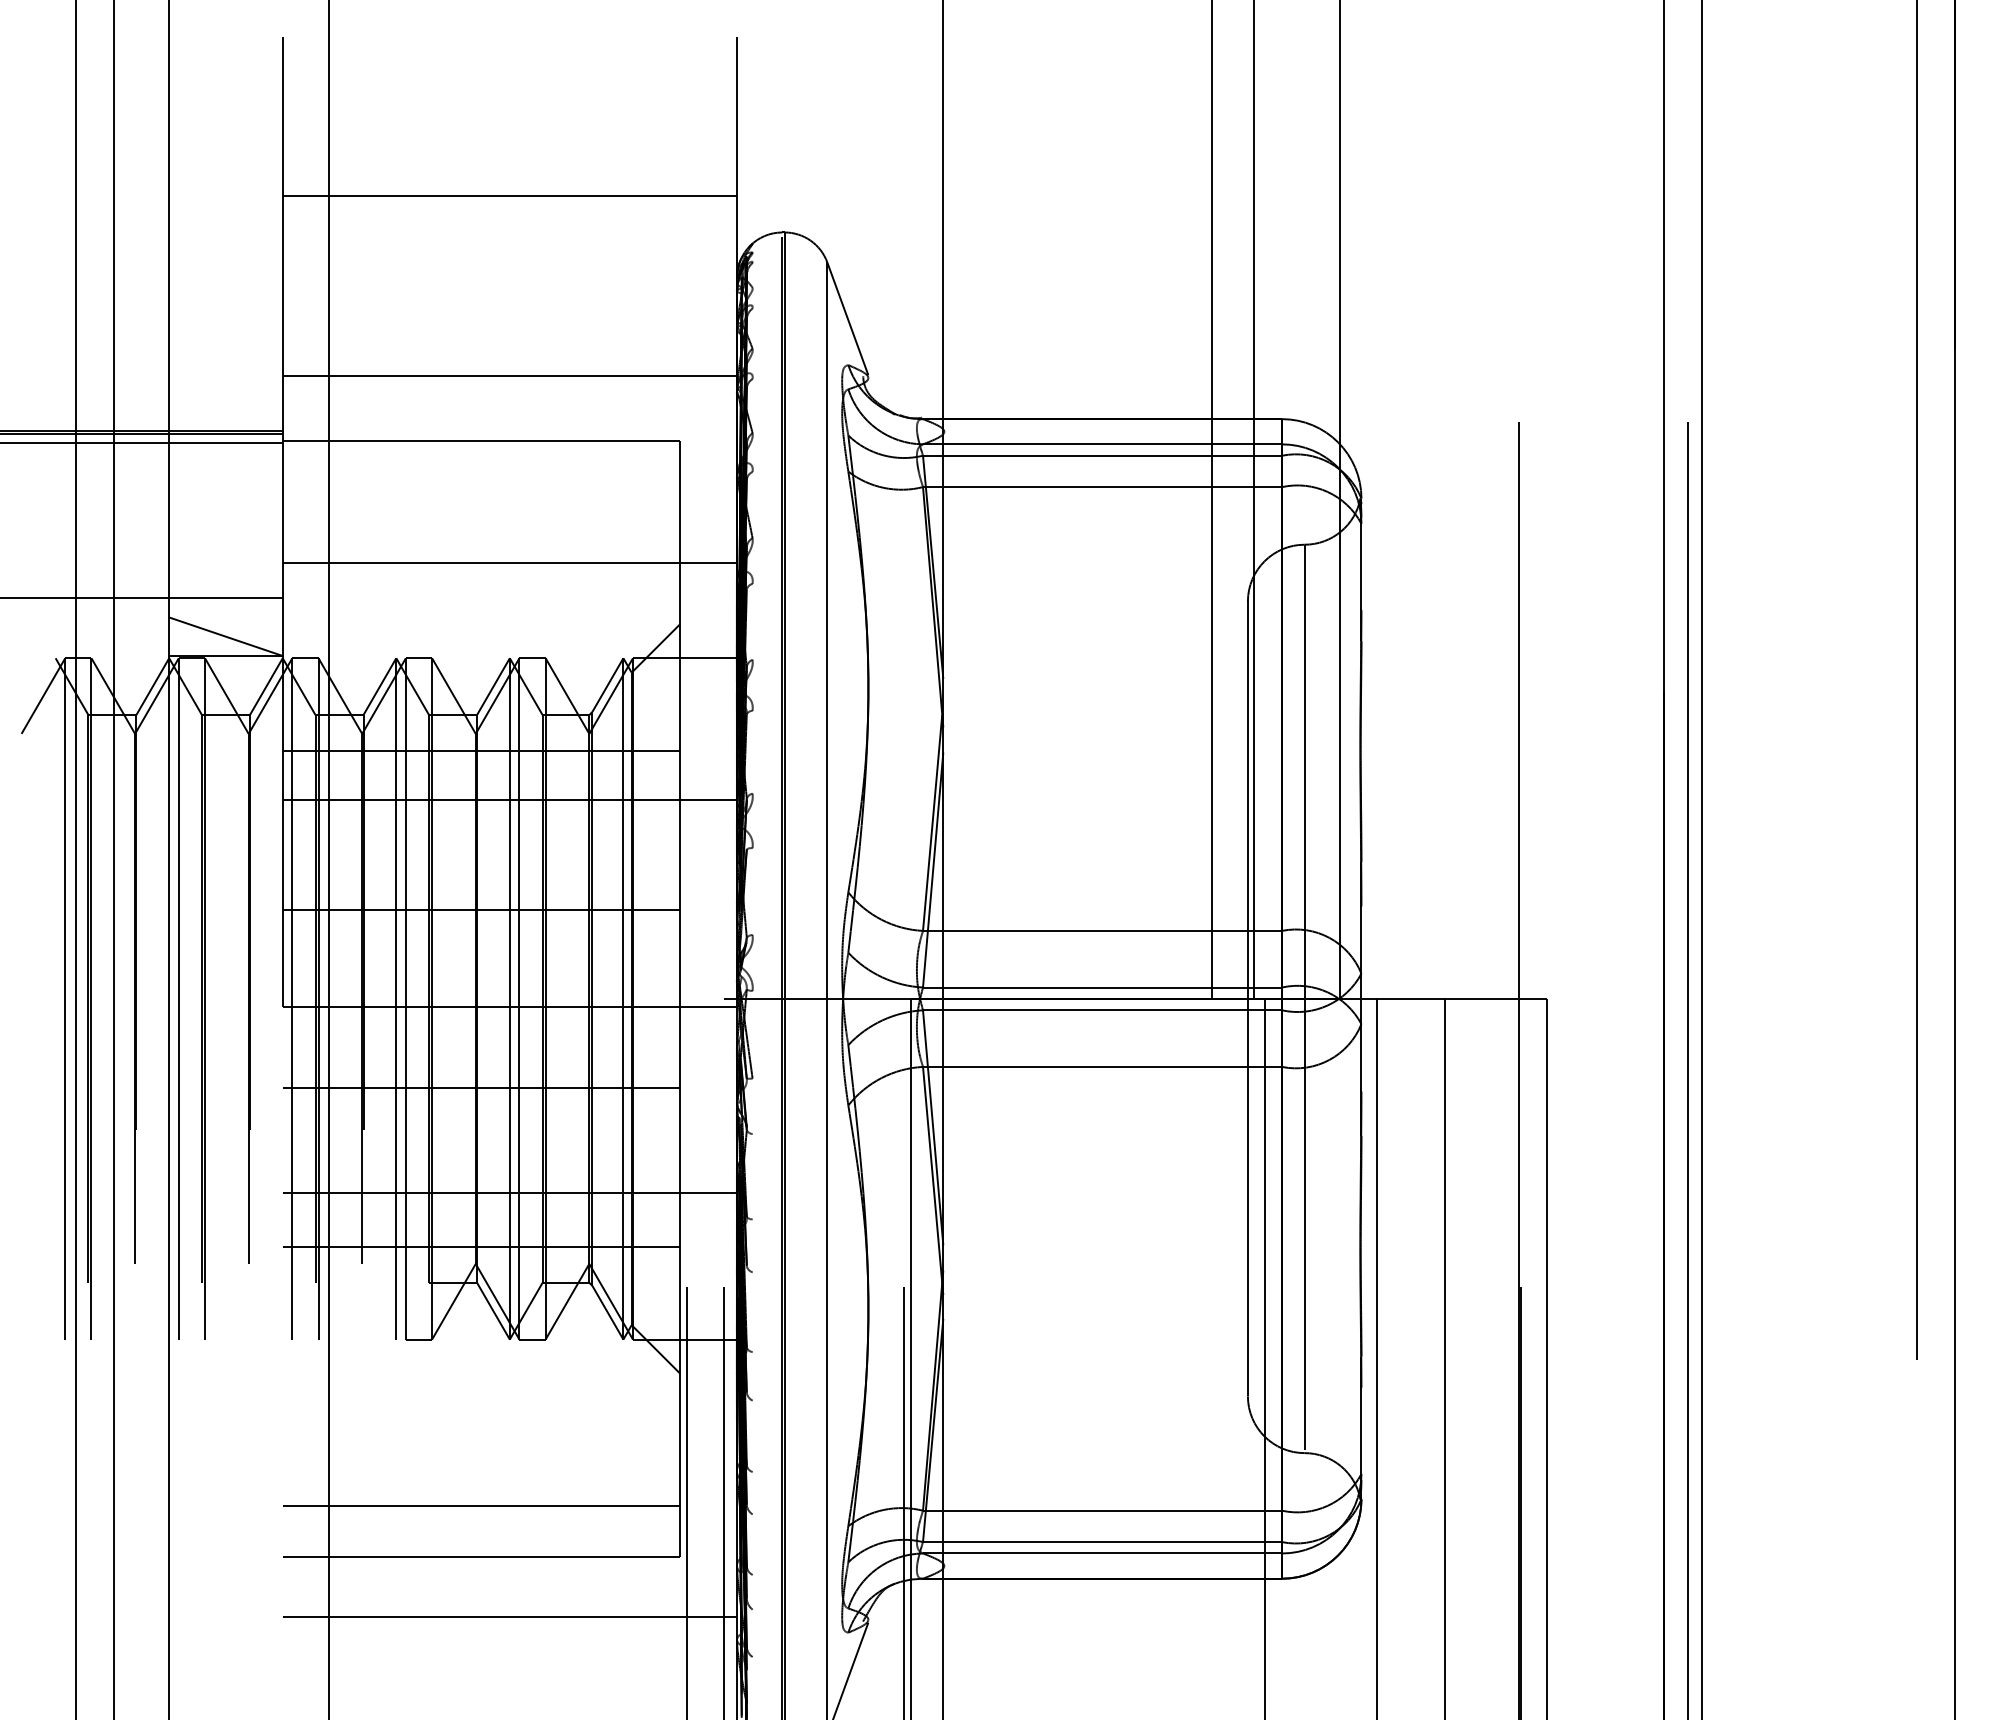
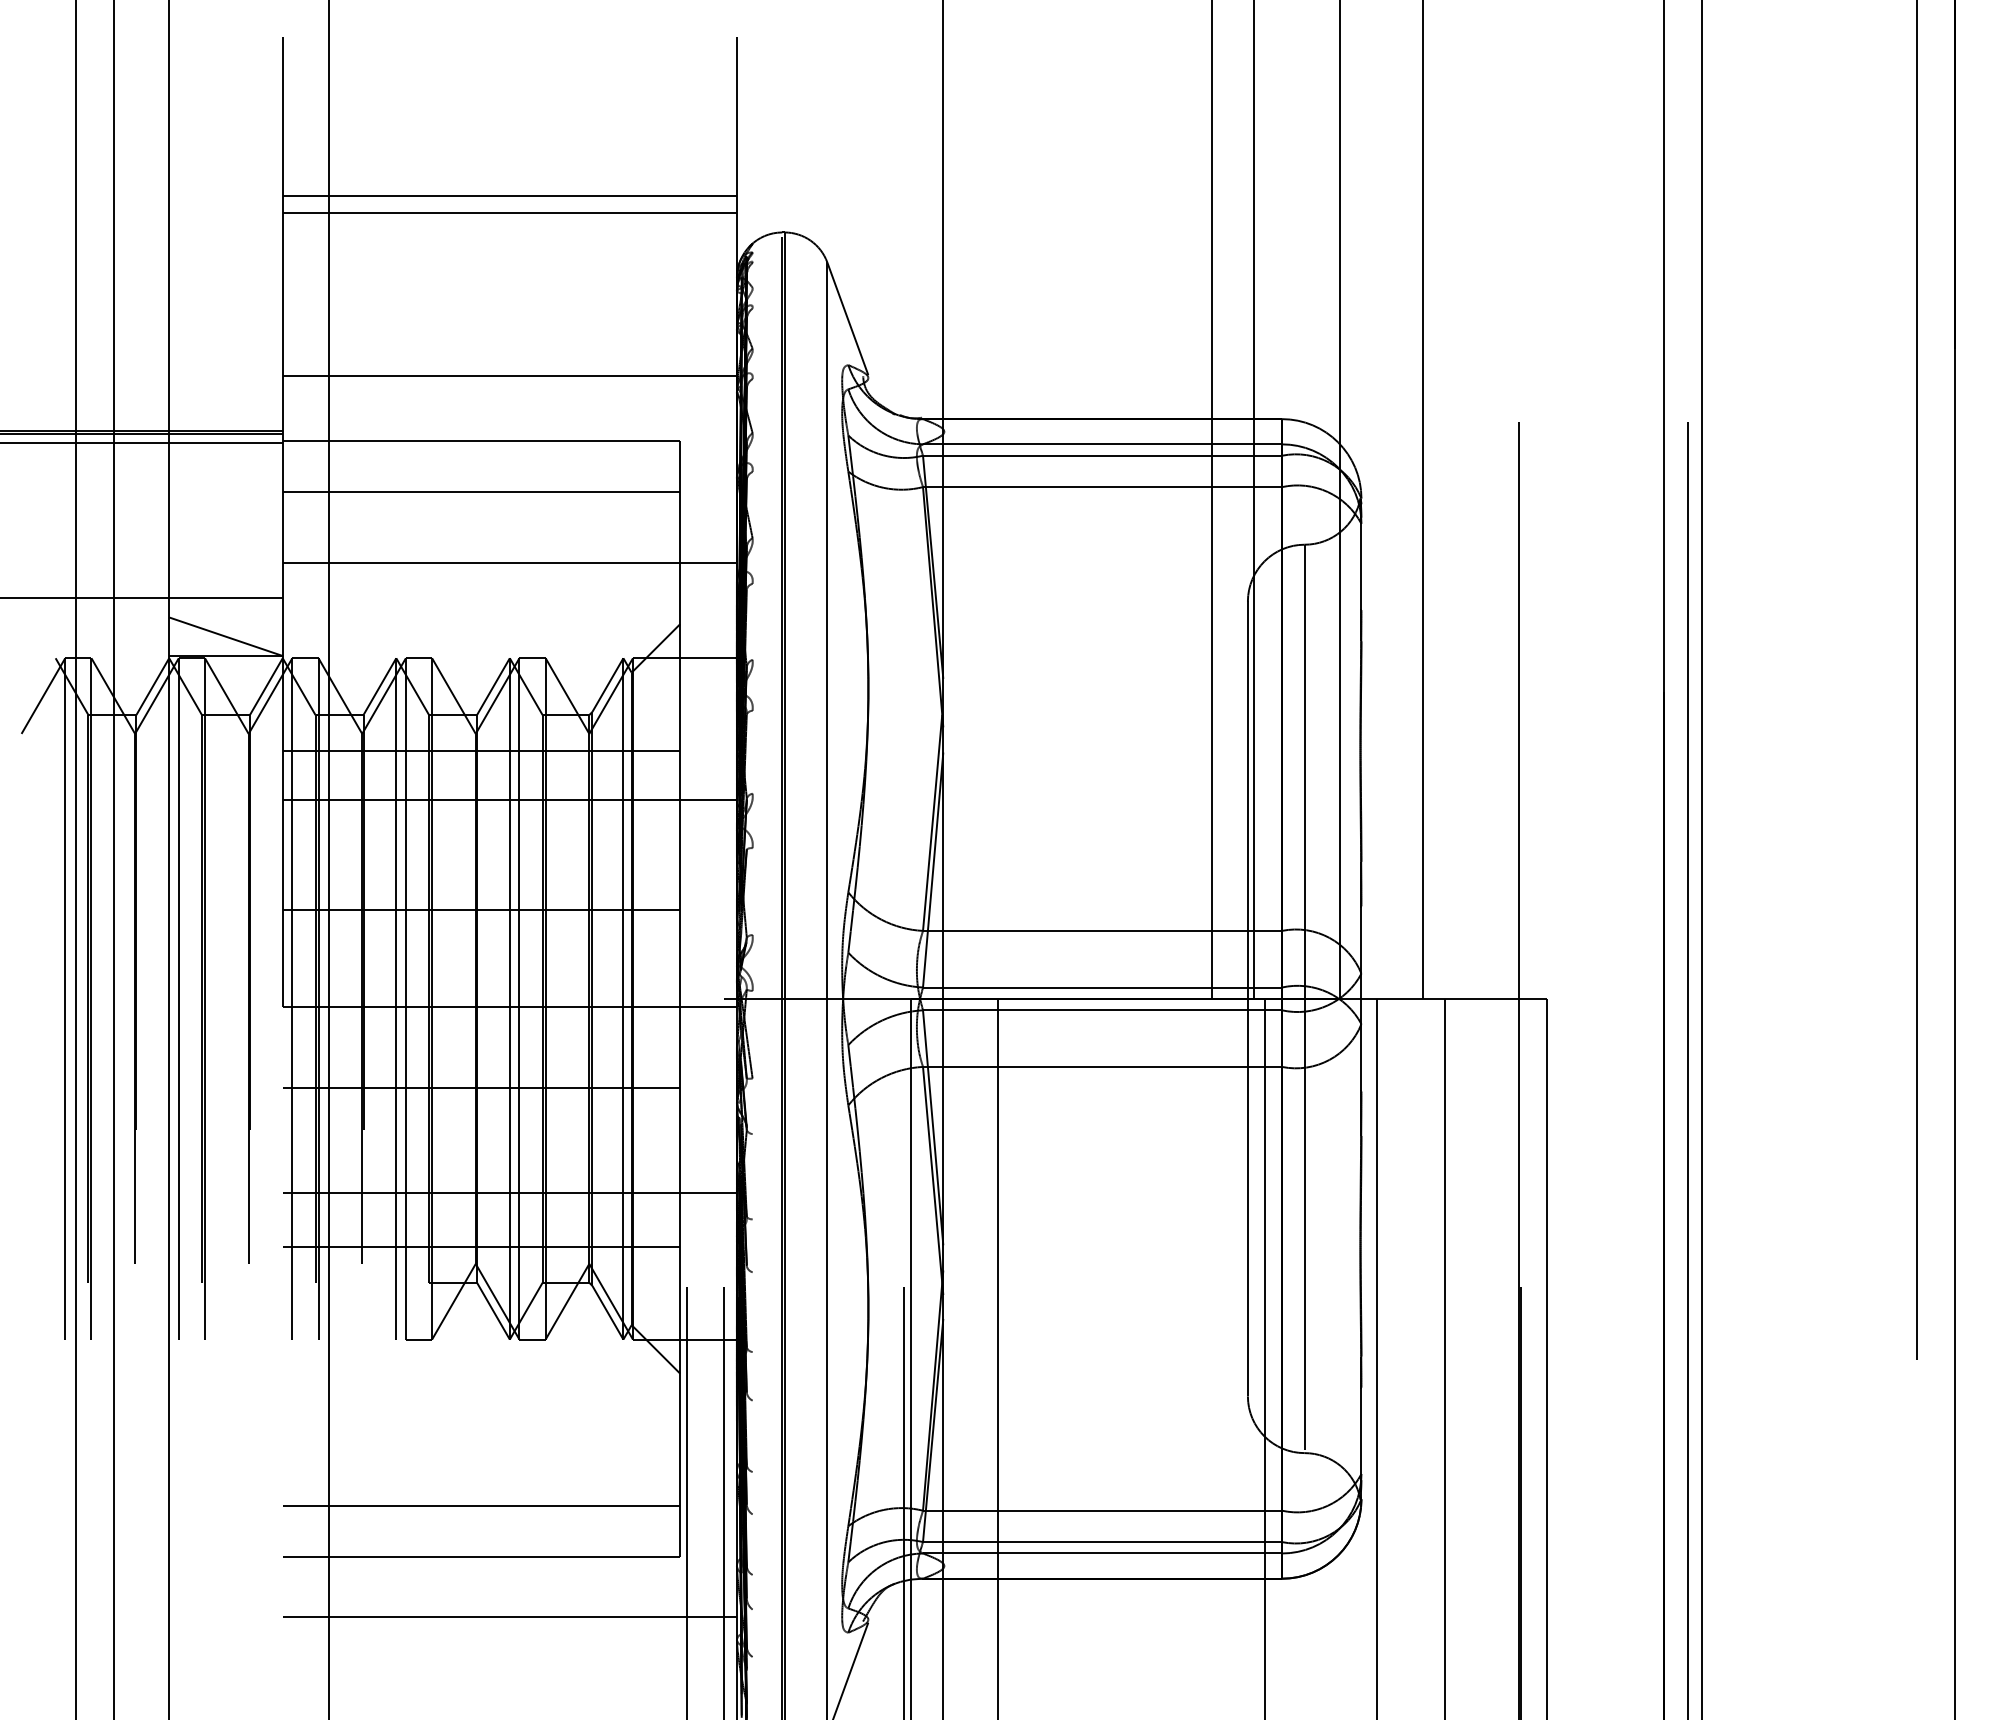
line: none -> present (509, 213)
line: none -> present (481, 491)
line: none -> present (1423, 500)
line: none -> present (997, 1357)
